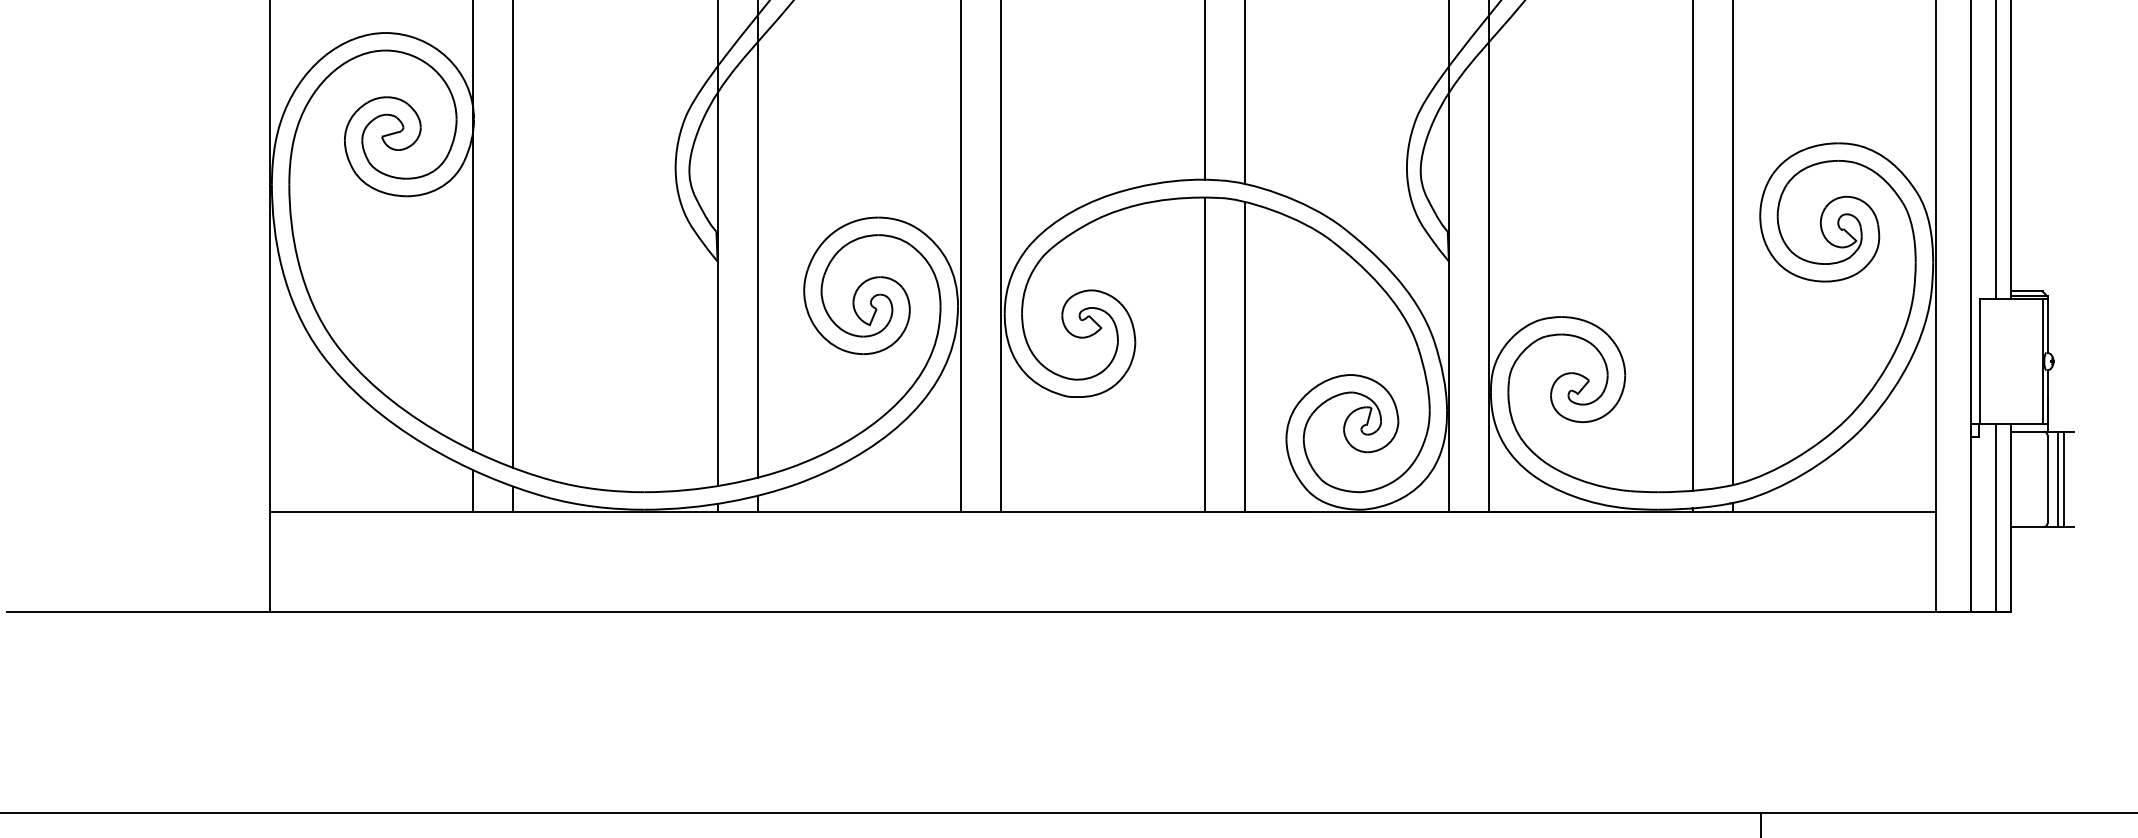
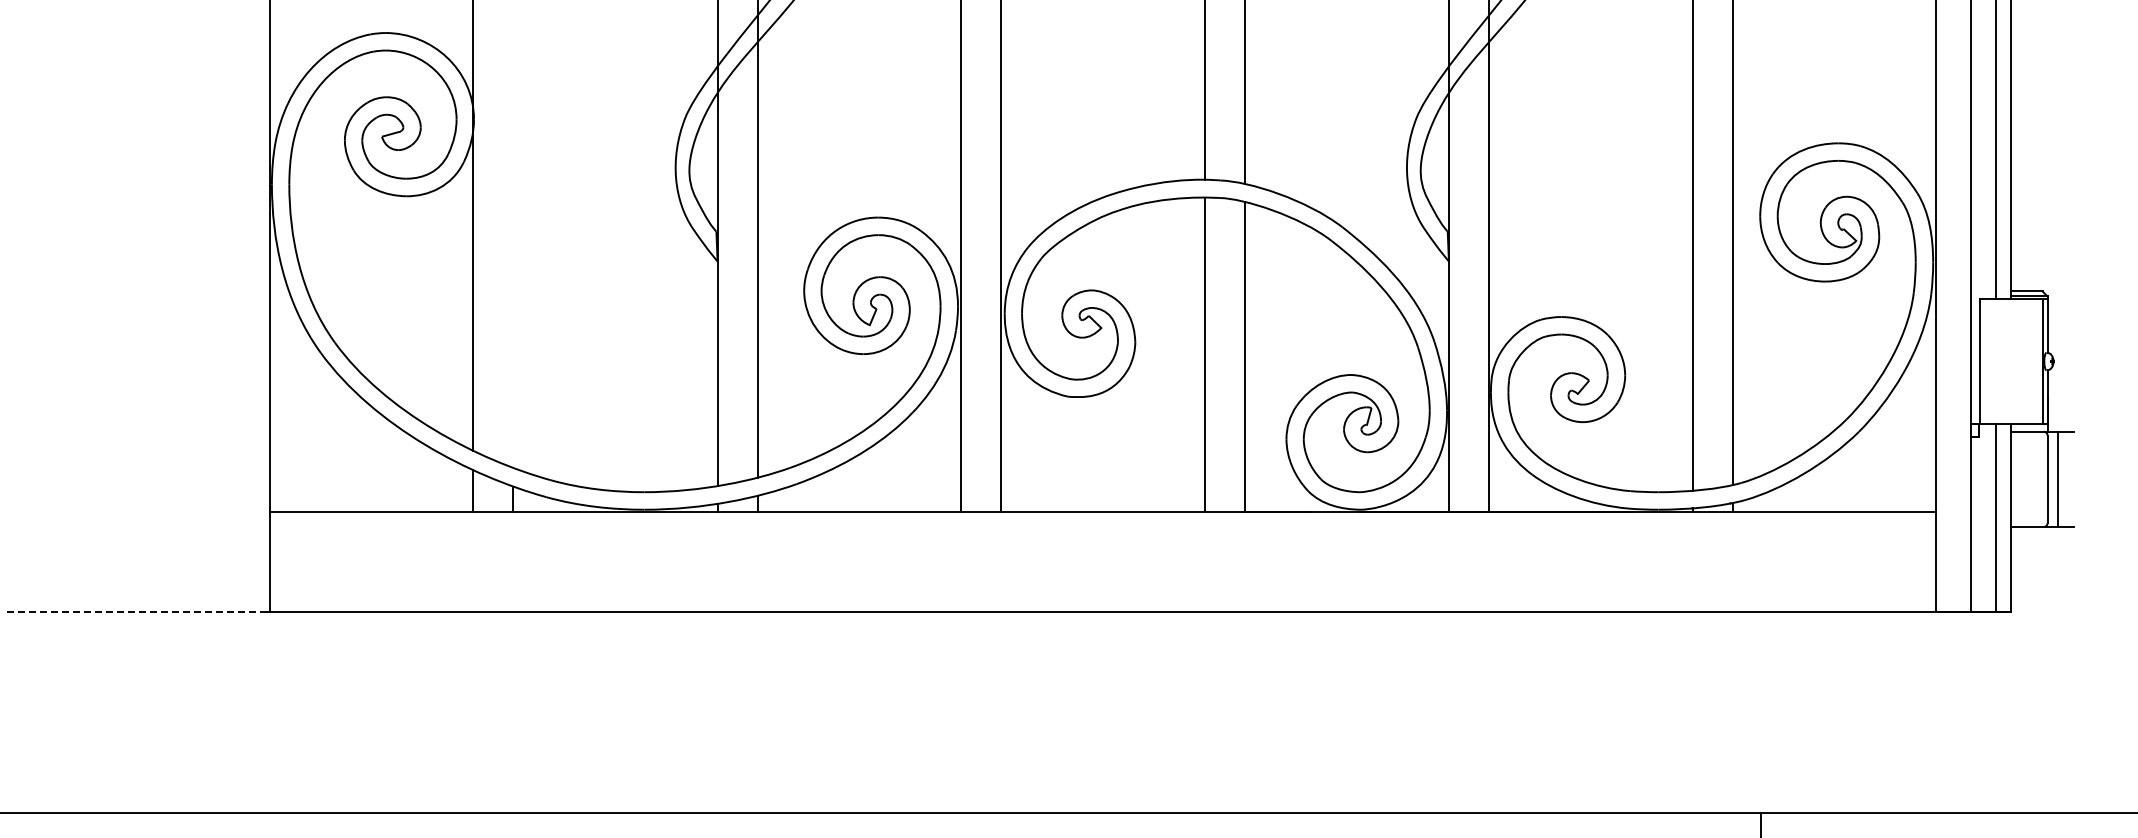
line: present -> none (513, 235)
line: present -> none (2063, 478)
line: solid -> dashed (137, 612)
